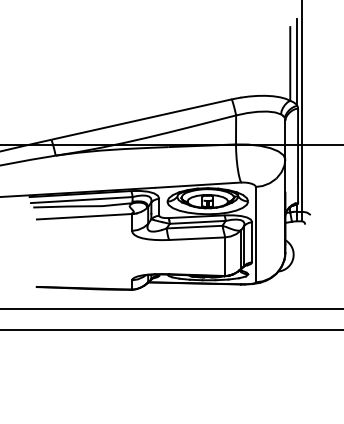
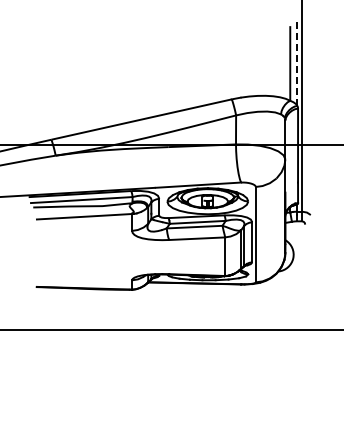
line: solid -> dashed (297, 62)
line: present -> none (171, 309)
